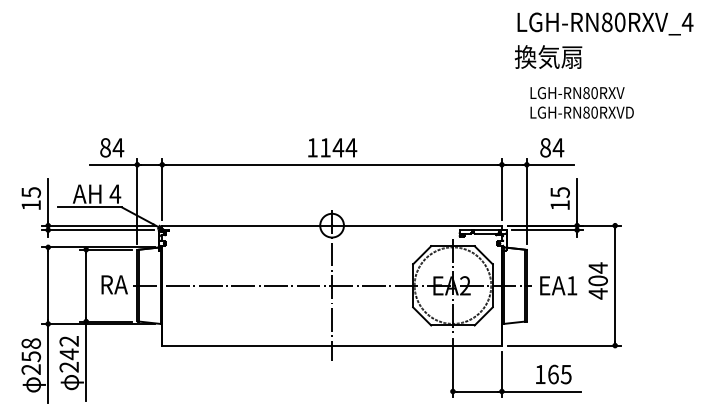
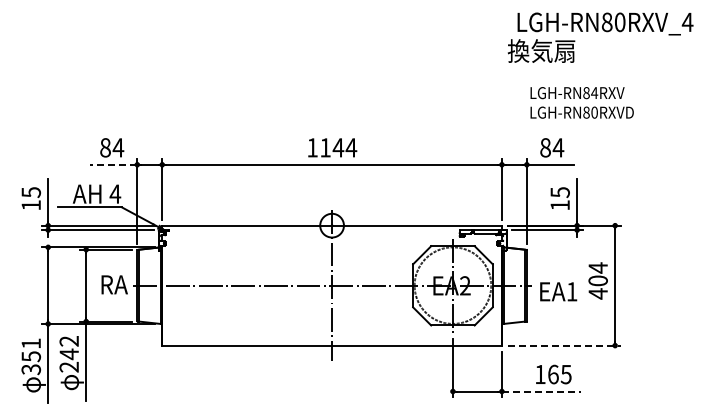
text position: (548, 56) -> (541, 50) (541, 50)
text: LGH-RN80RXV -> LGH-RN84RXV (594, 93)
line: solid -> dashed (113, 164)
text position: (558, 285) -> (558, 291) (558, 291)
line: solid -> dashed (564, 345)
text: 258 -> 351 (31, 356)
line: solid -> dashed (541, 391)
